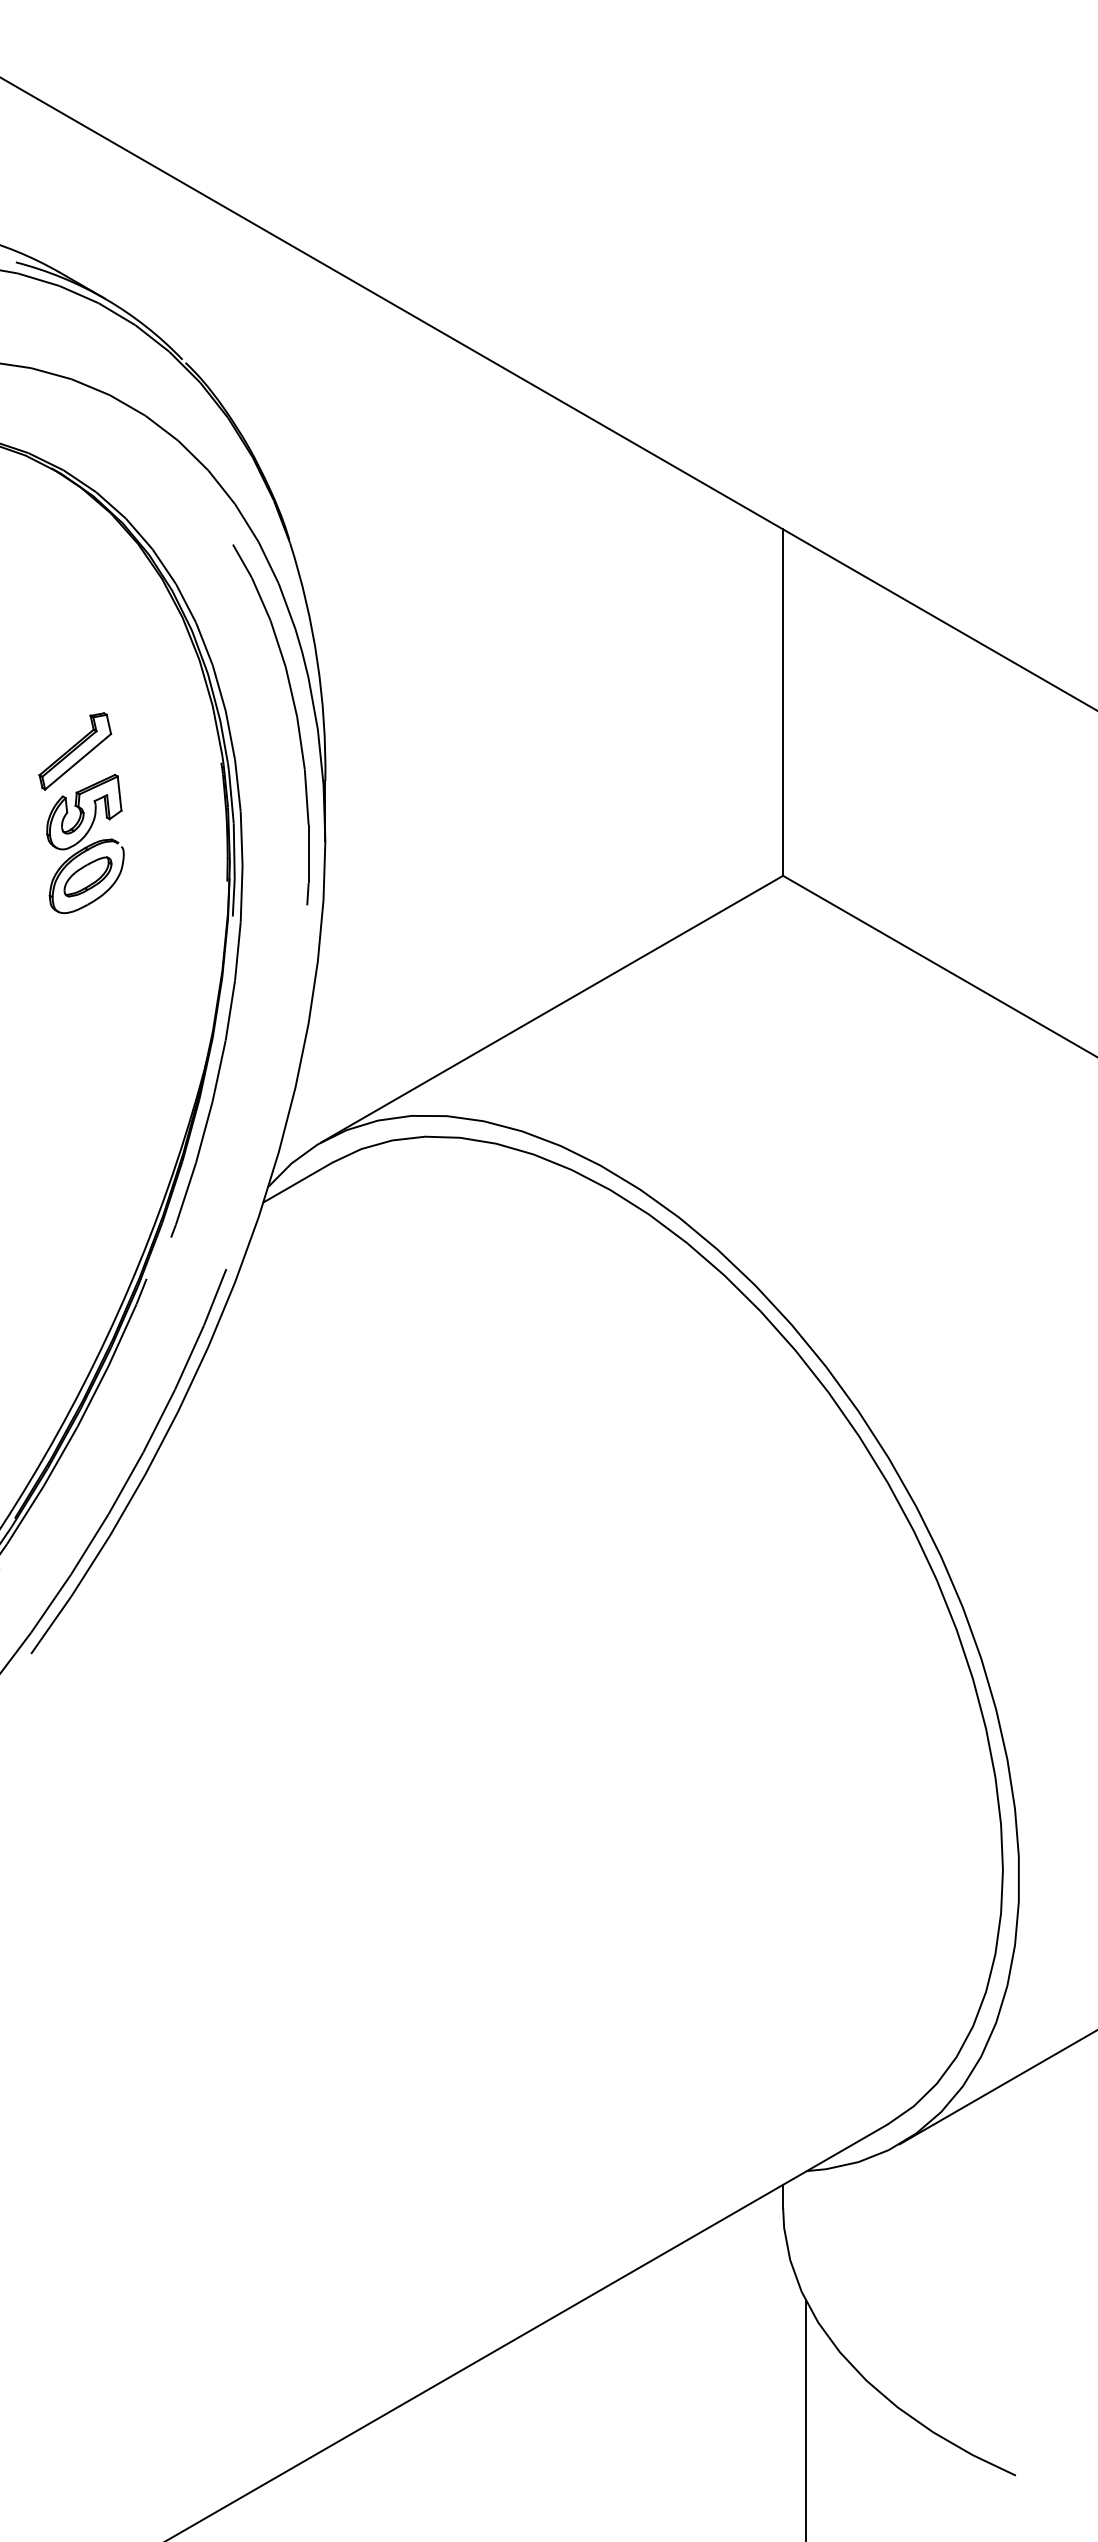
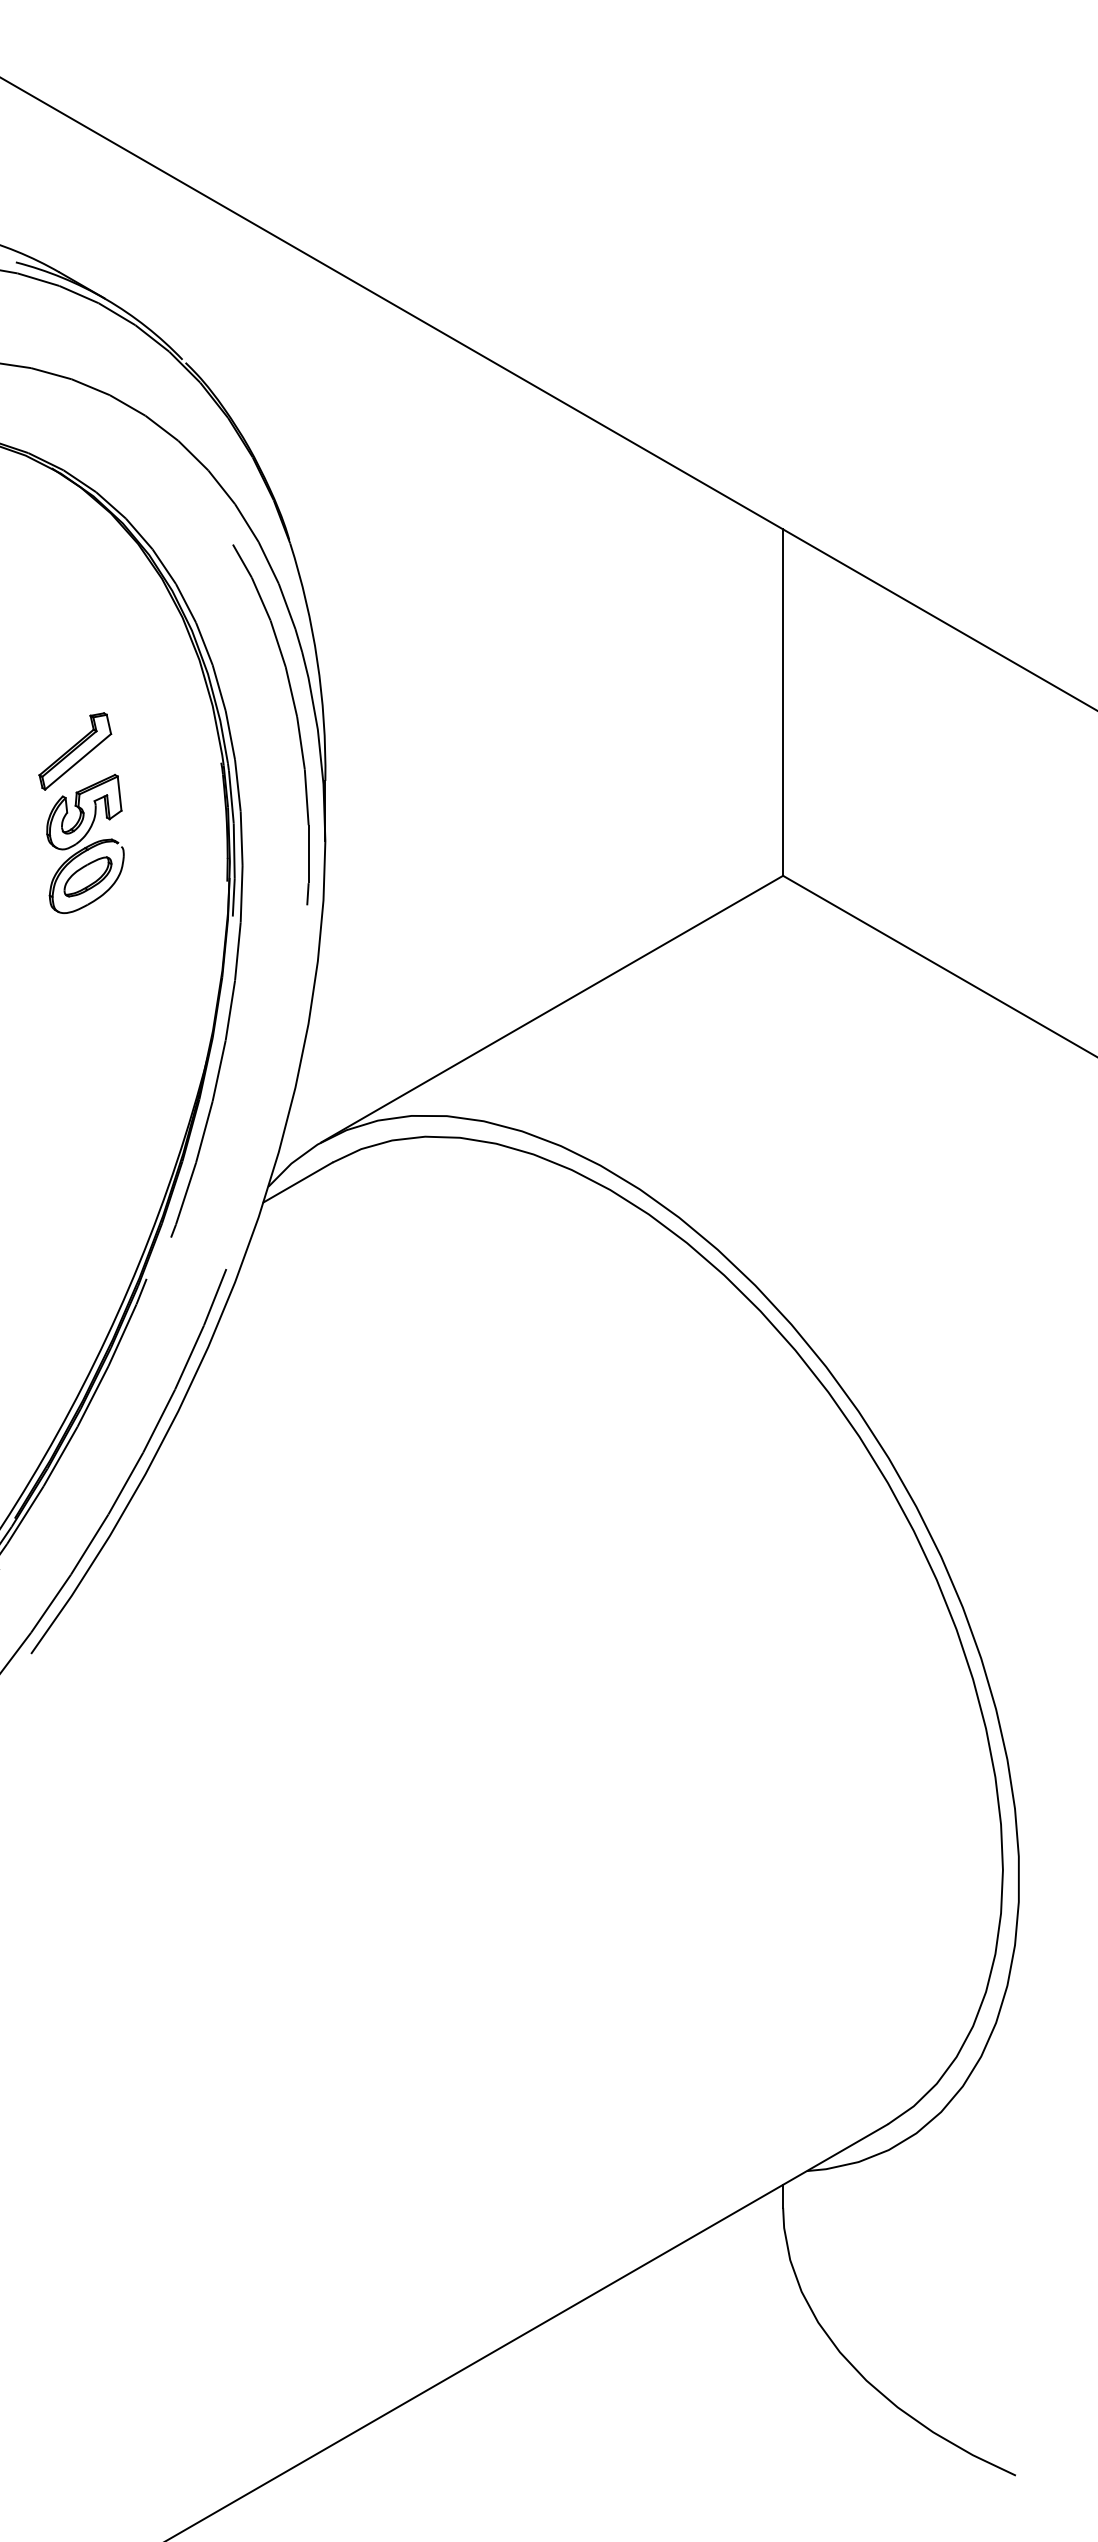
line: present -> none (996, 2087)
line: present -> none (806, 2419)
